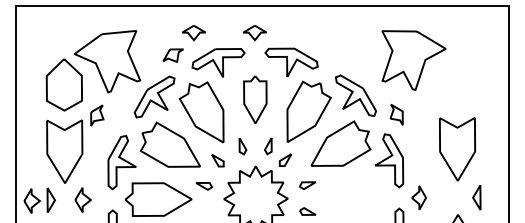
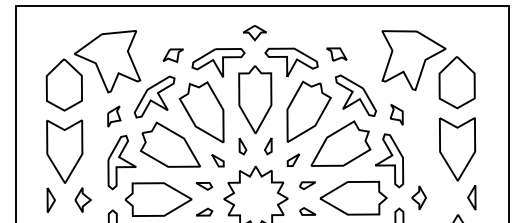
part: present -> none (193, 33)
part: none -> present (336, 54)
part: none -> present (456, 82)
part size: 25x49 px -> 35x70 px (255, 99)
part position: (97, 115) -> (114, 116) (114, 116)
part position: (284, 159) -> (292, 159) (292, 159)
part: none -> present (353, 197)
part position: (476, 197) -> (471, 197) (471, 197)
part: present -> none (31, 200)
part: none -> present (204, 211)
